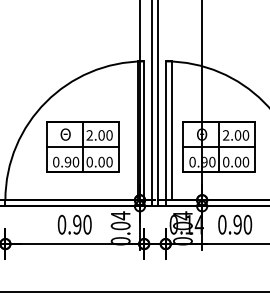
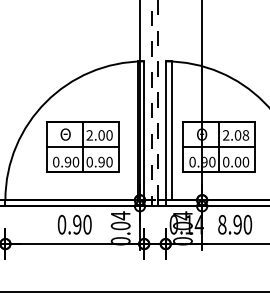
line: solid -> dashed (151, 100)
line: solid -> dashed (158, 100)
text: 2.00 -> 2.08 (245, 135)
text: 0.00 -> 0.90 (101, 162)
text: 0.90 -> 8.90 (222, 224)
